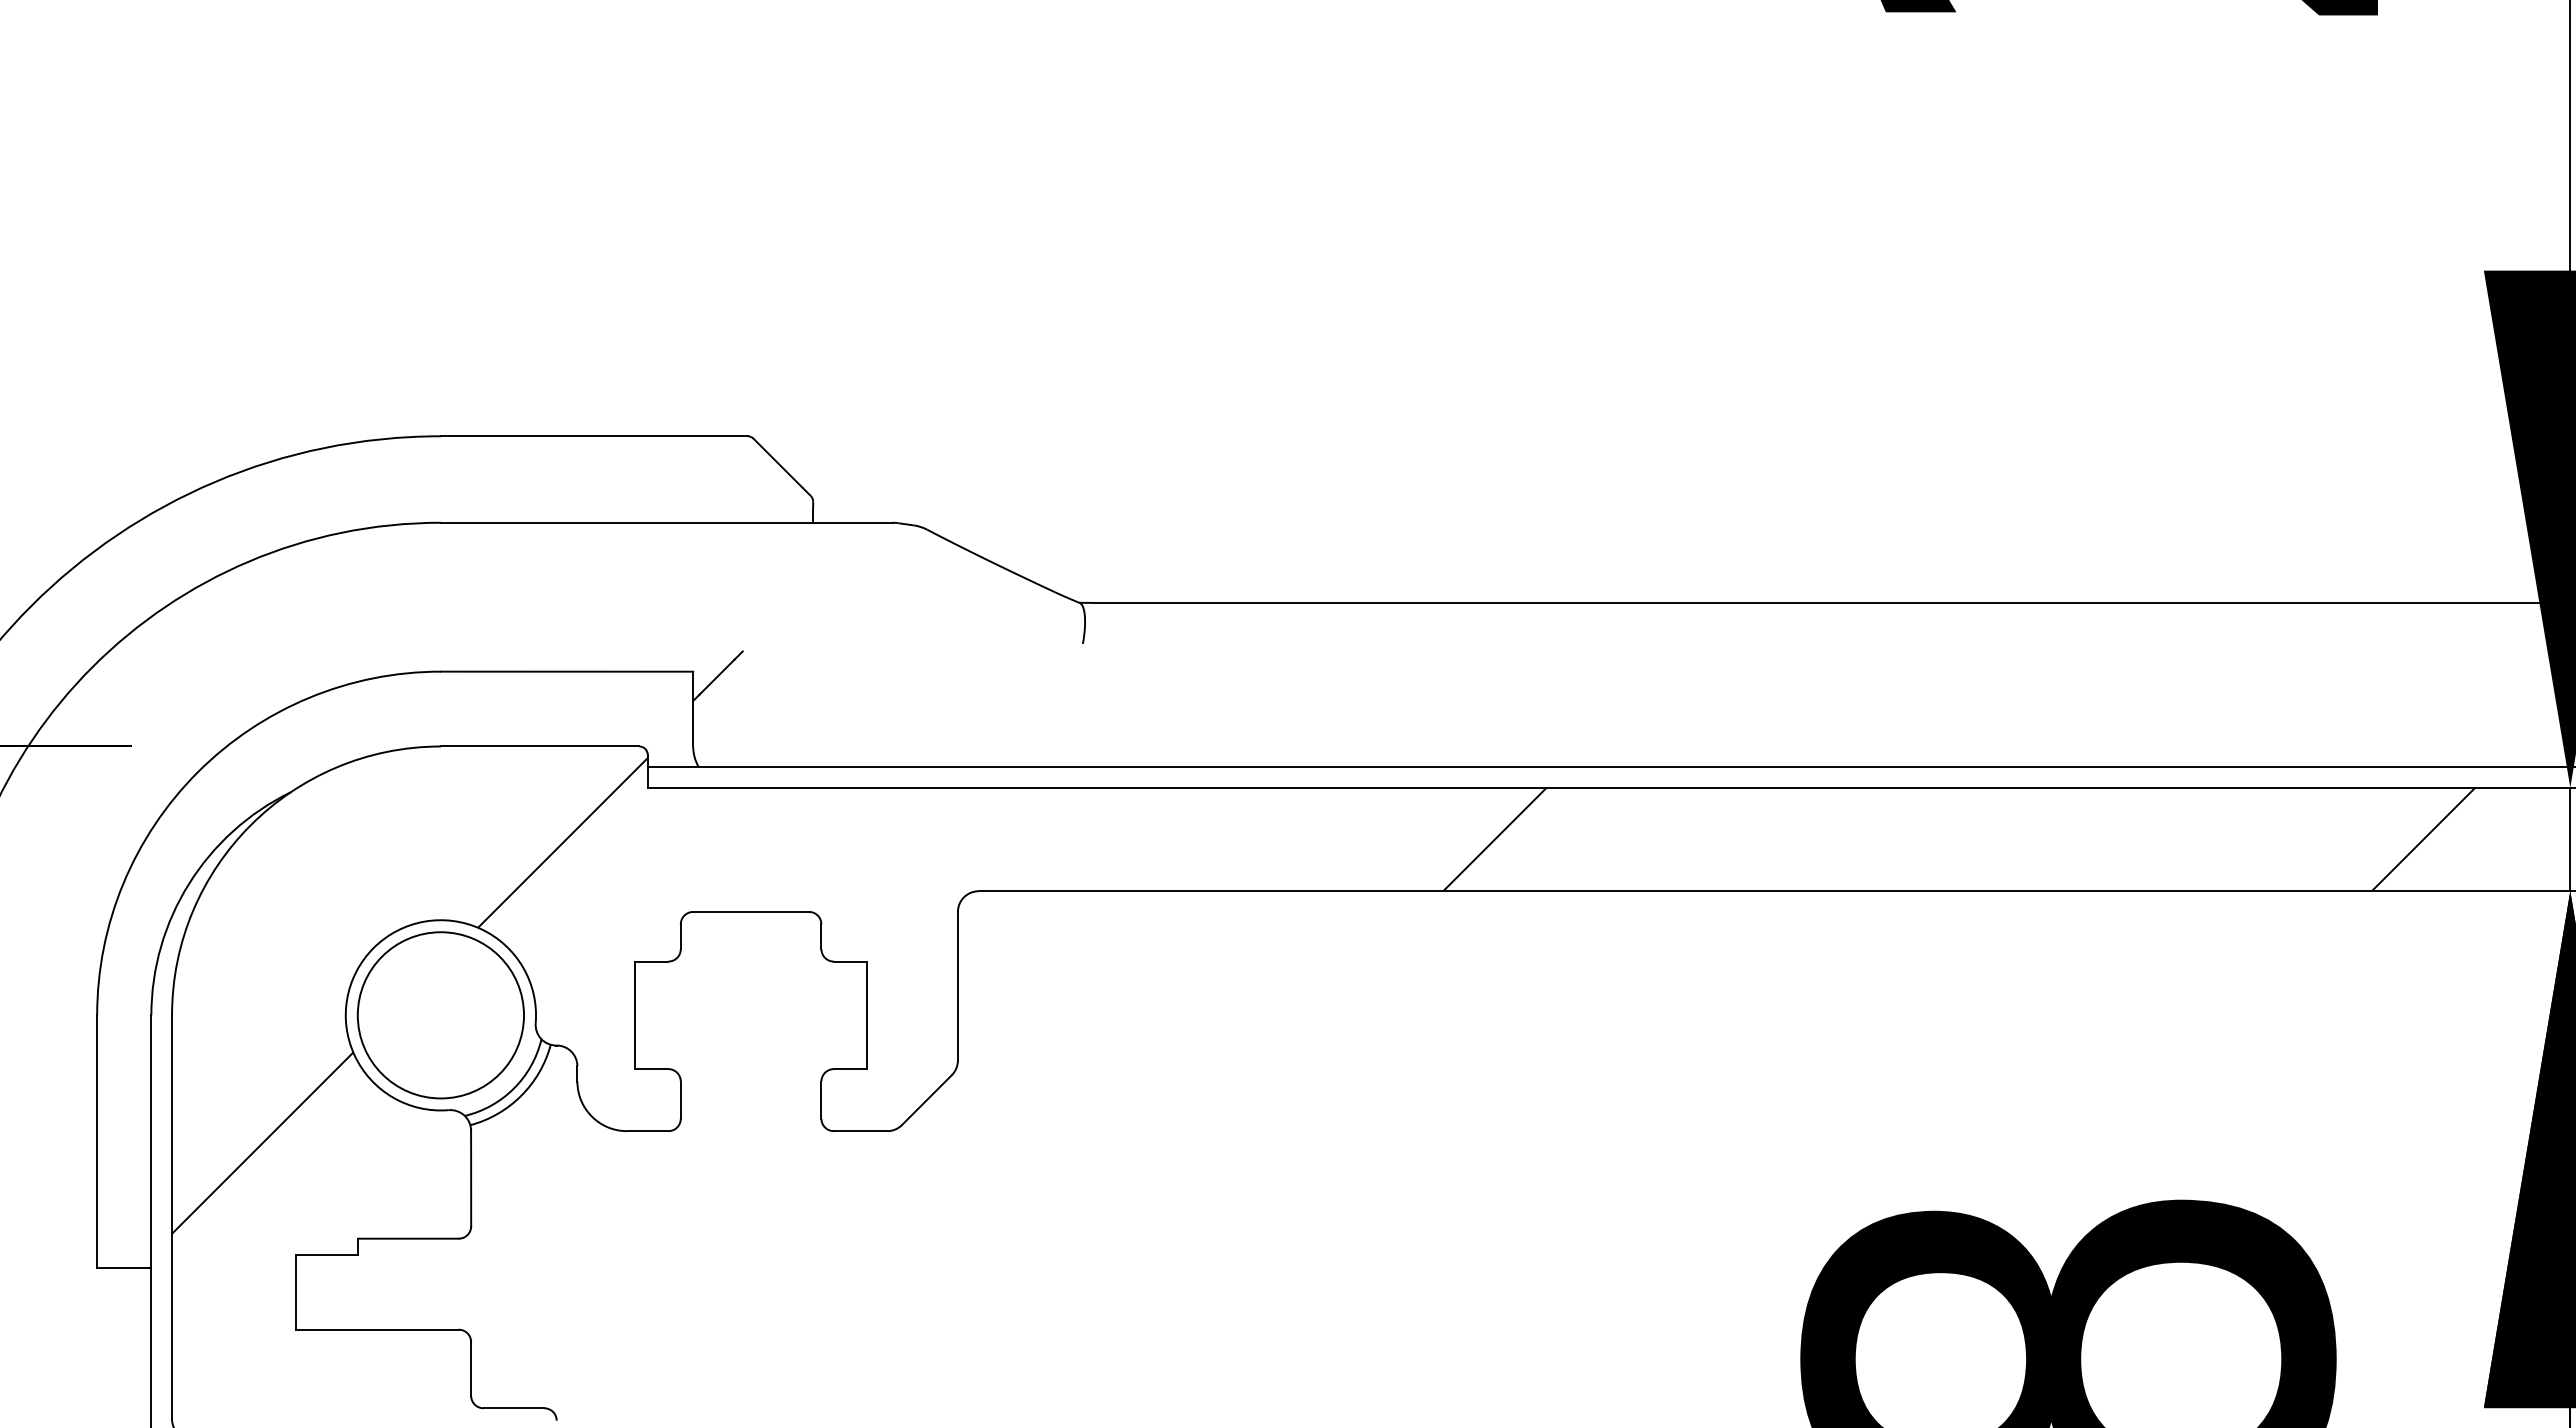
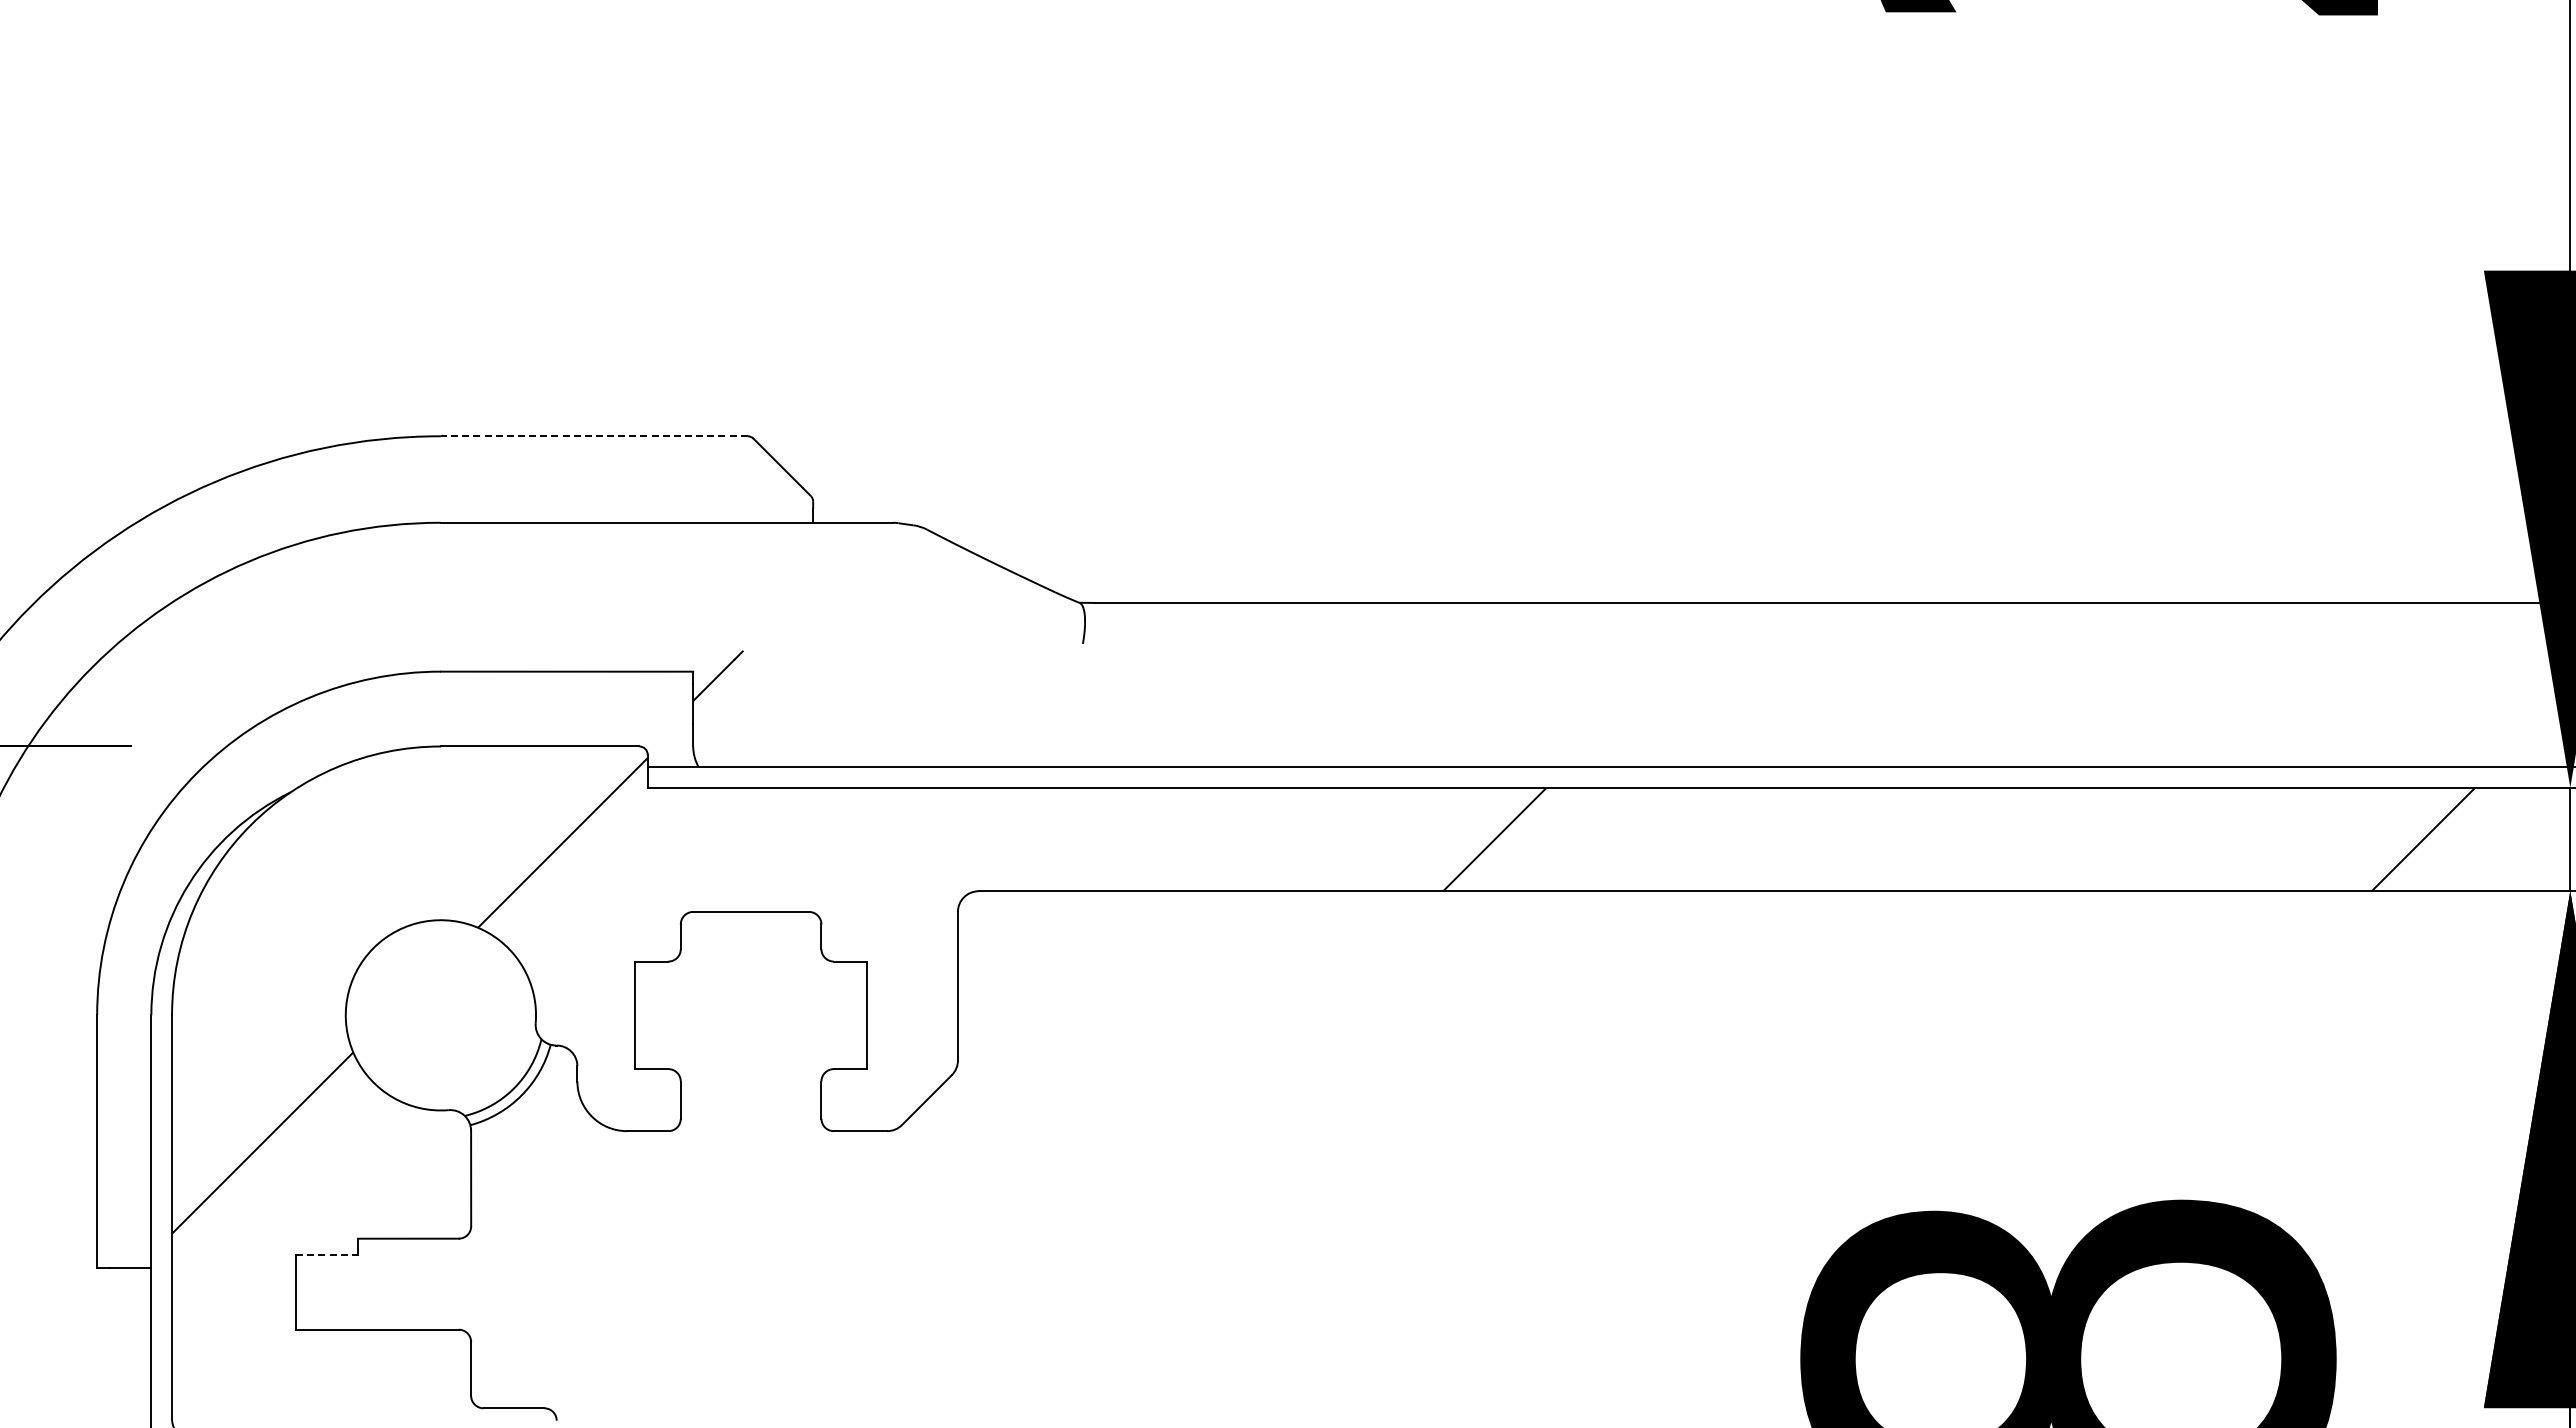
line: solid -> dashed (593, 436)
circle: present -> none (440, 1015)
line: solid -> dashed (327, 1255)
